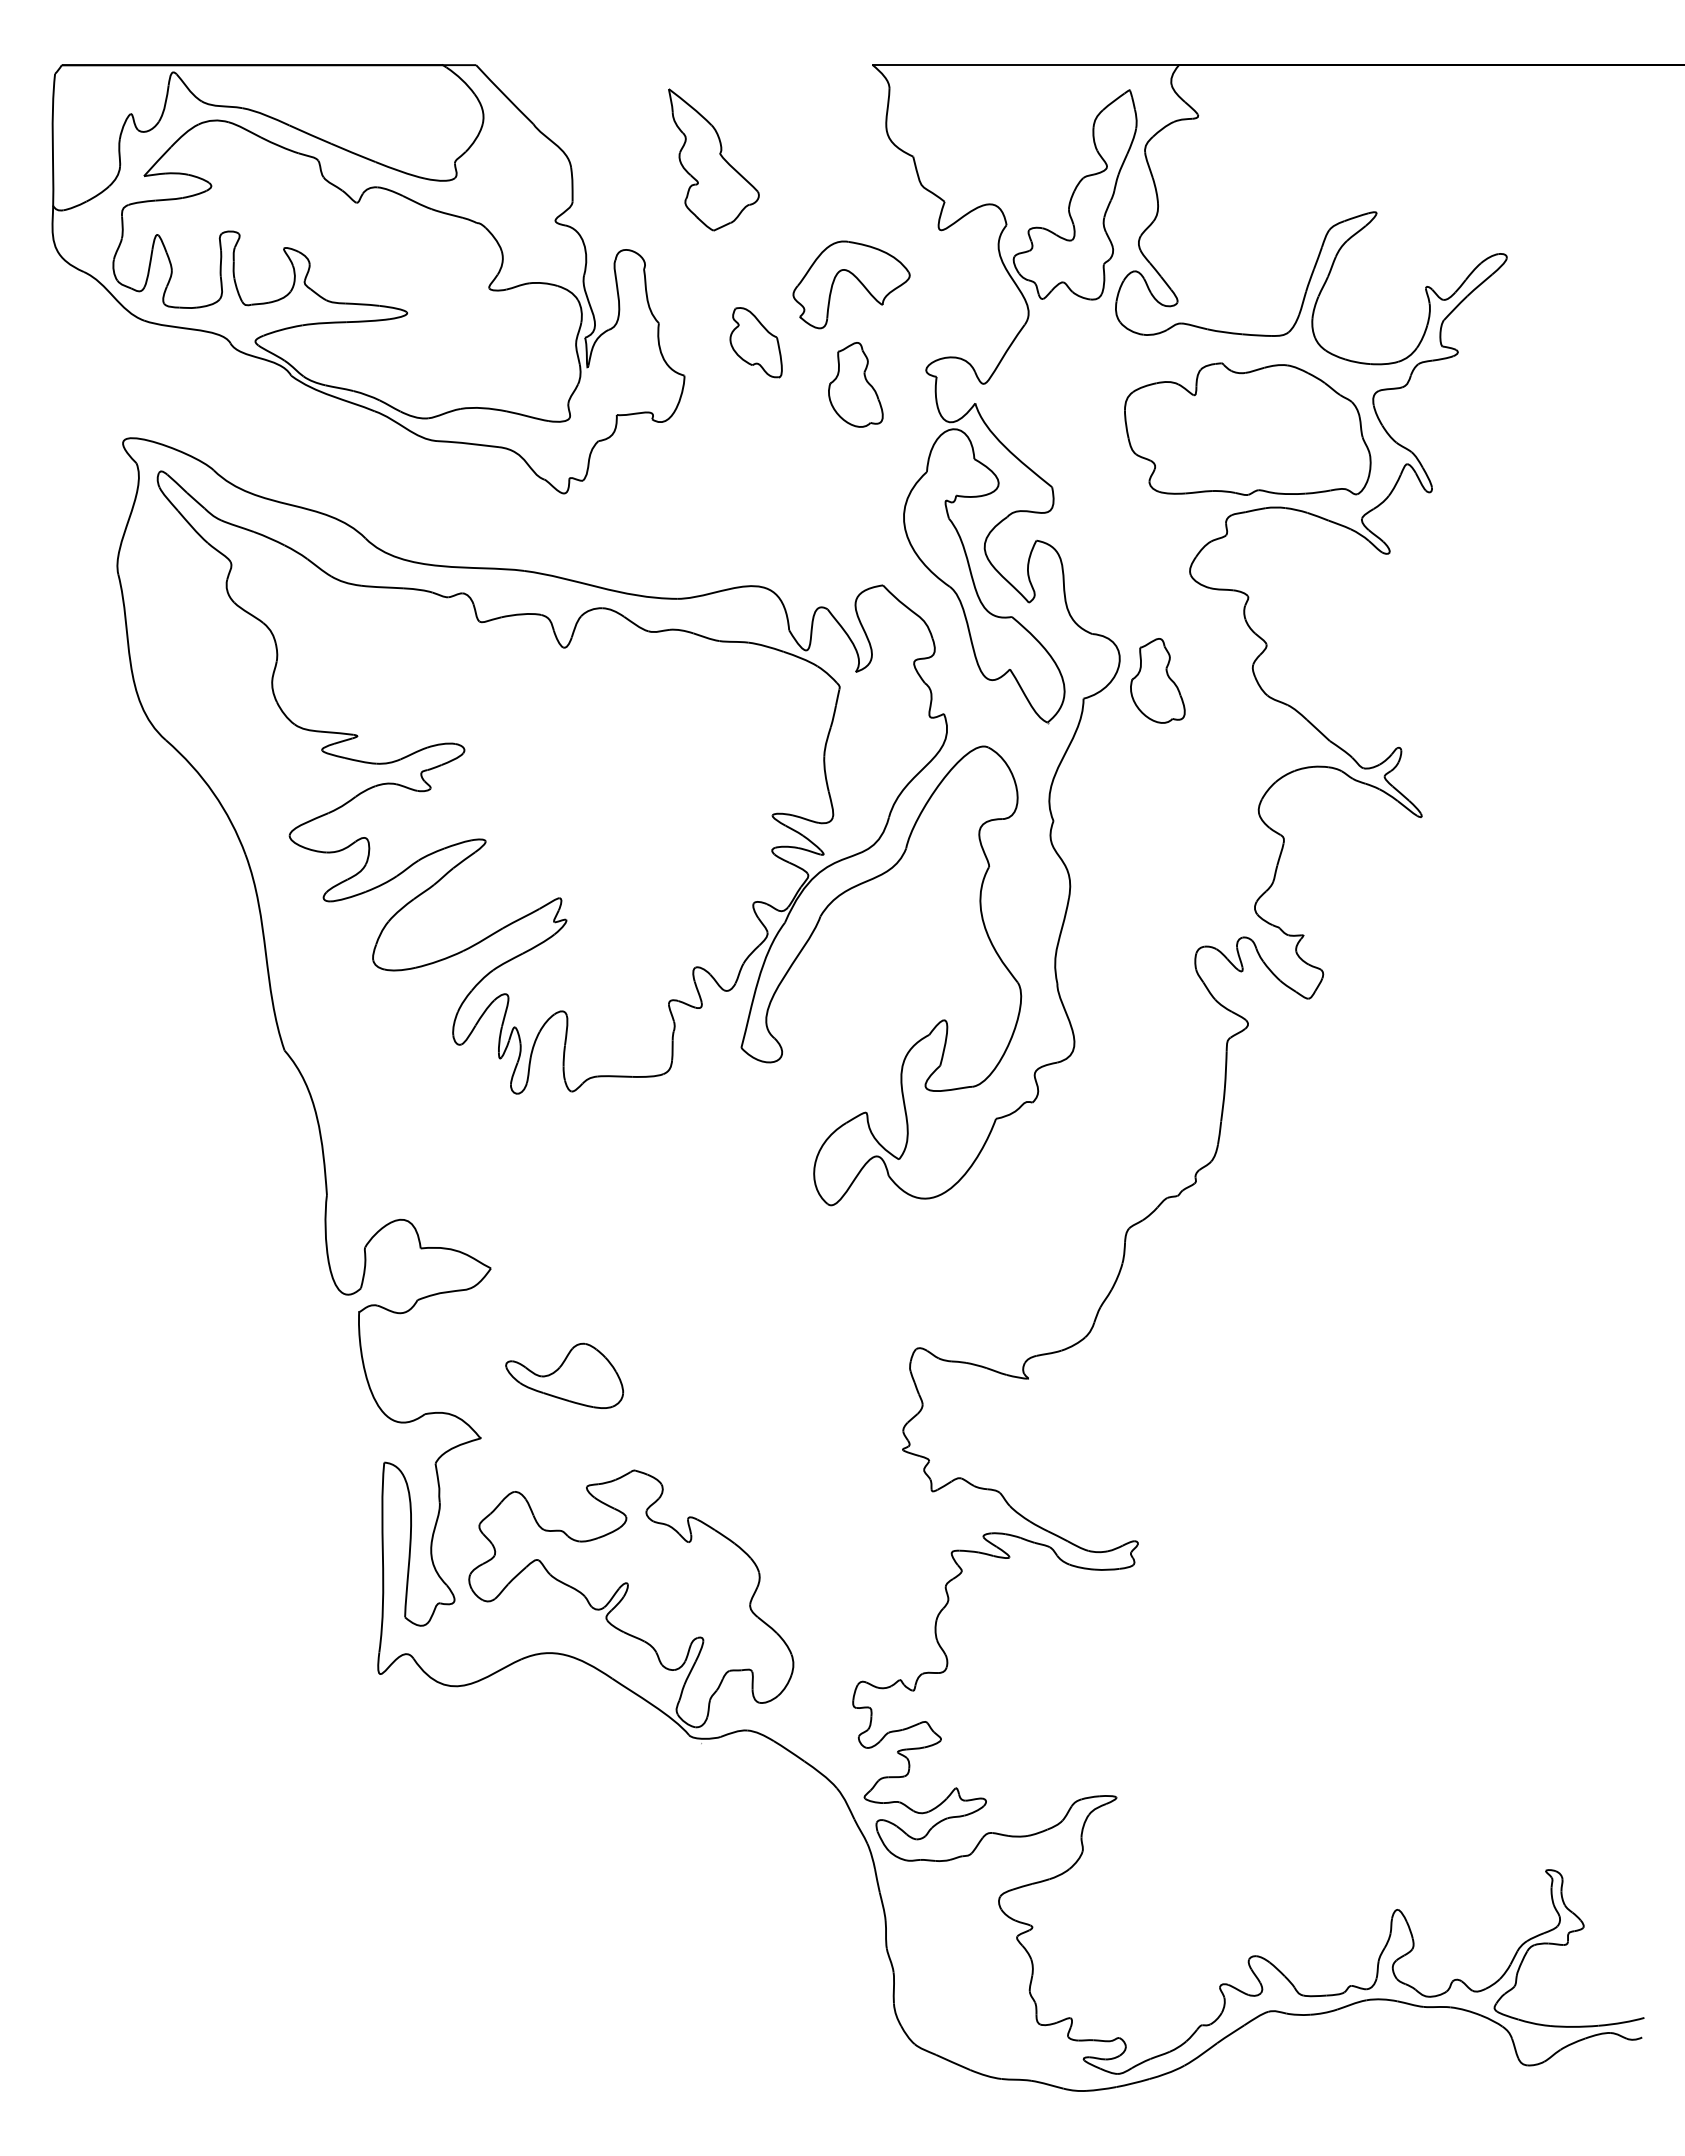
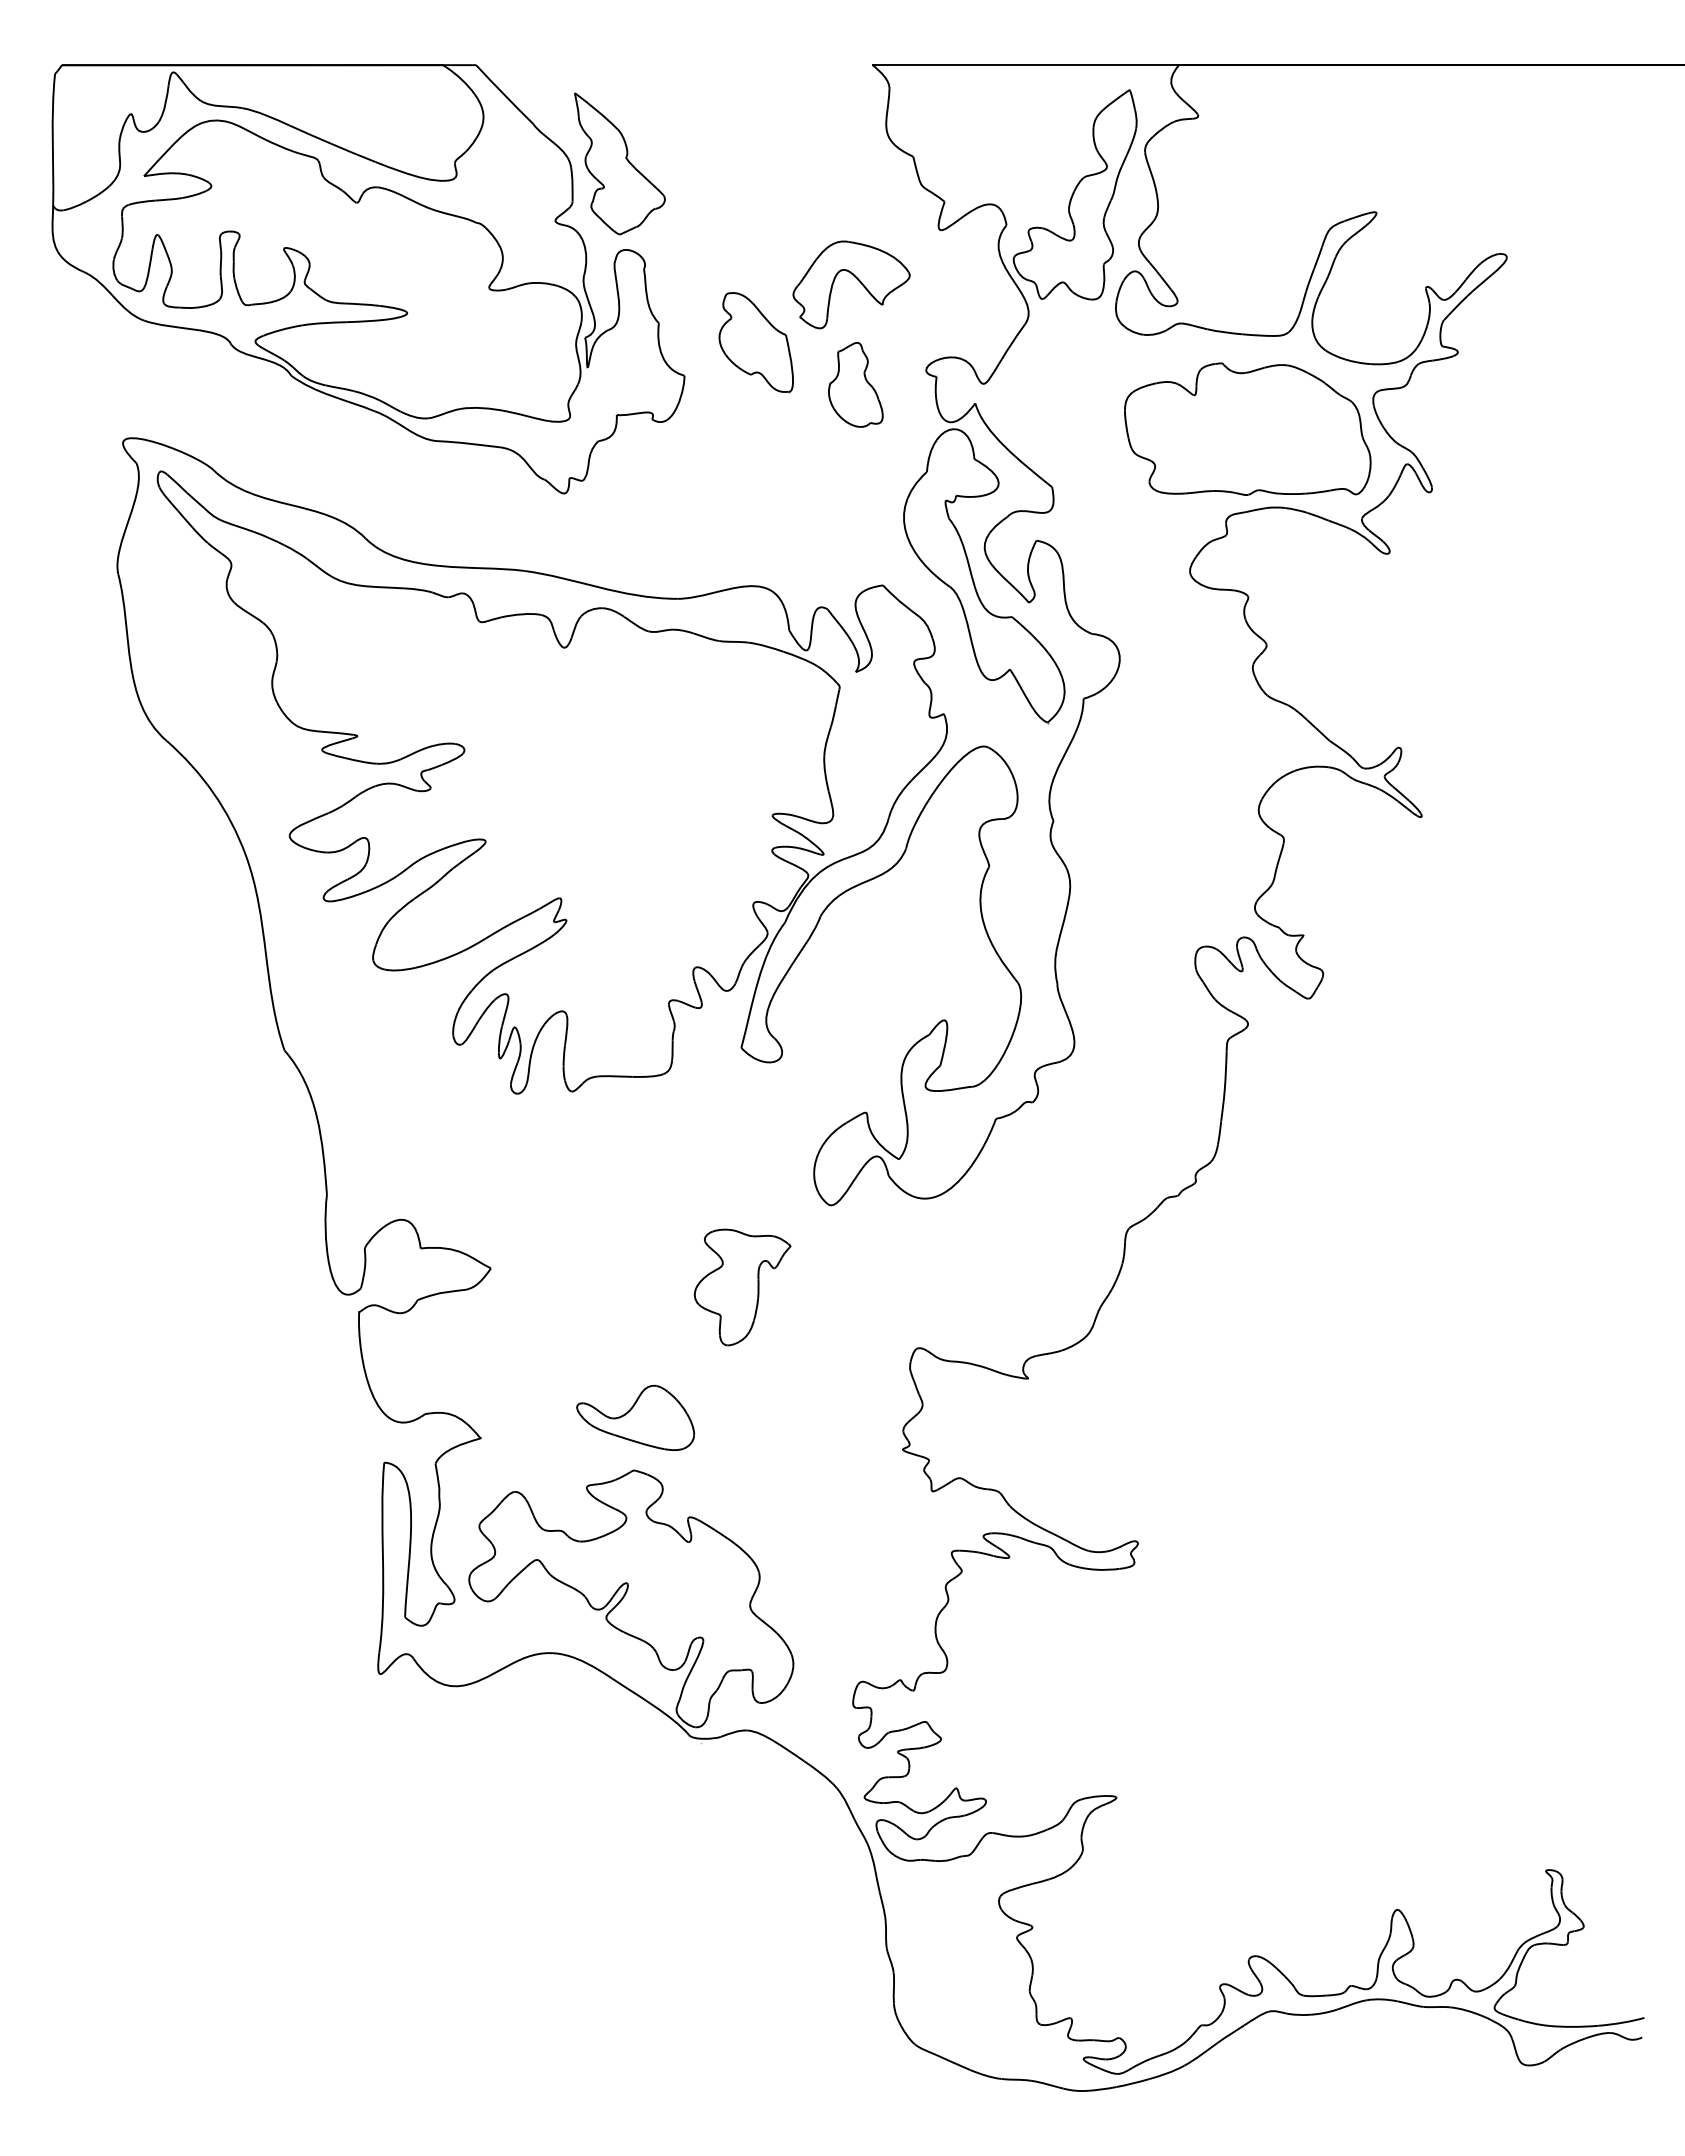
part position: (713, 159) -> (619, 163) (619, 163)
part size: 54x72 px -> 76x102 px (755, 342)
part: present -> none (1157, 680)
part: none -> present (742, 1287)
part position: (564, 1375) -> (635, 1417) (635, 1417)
